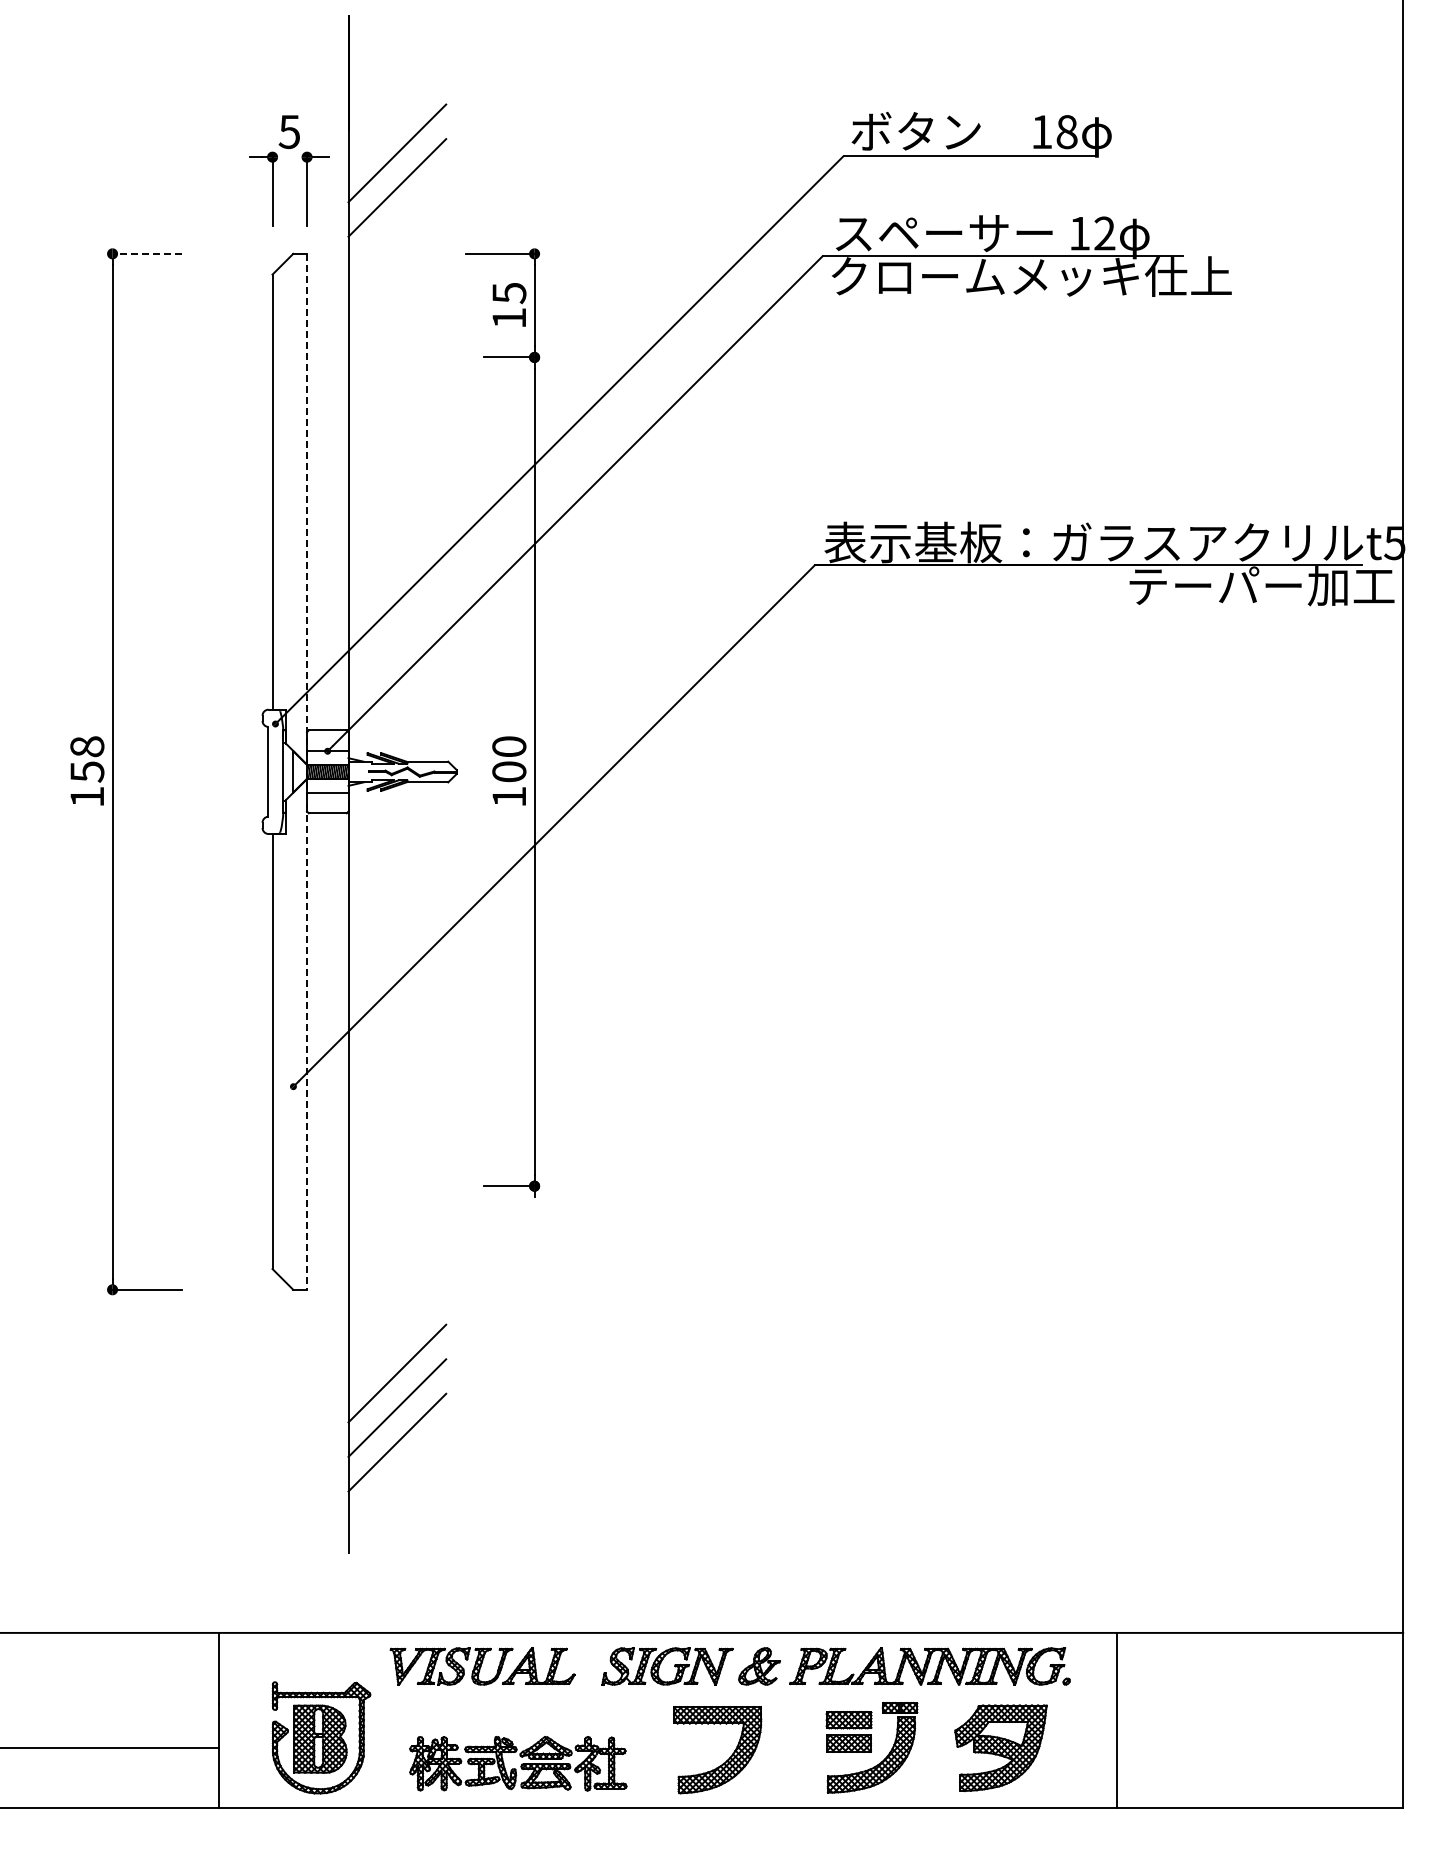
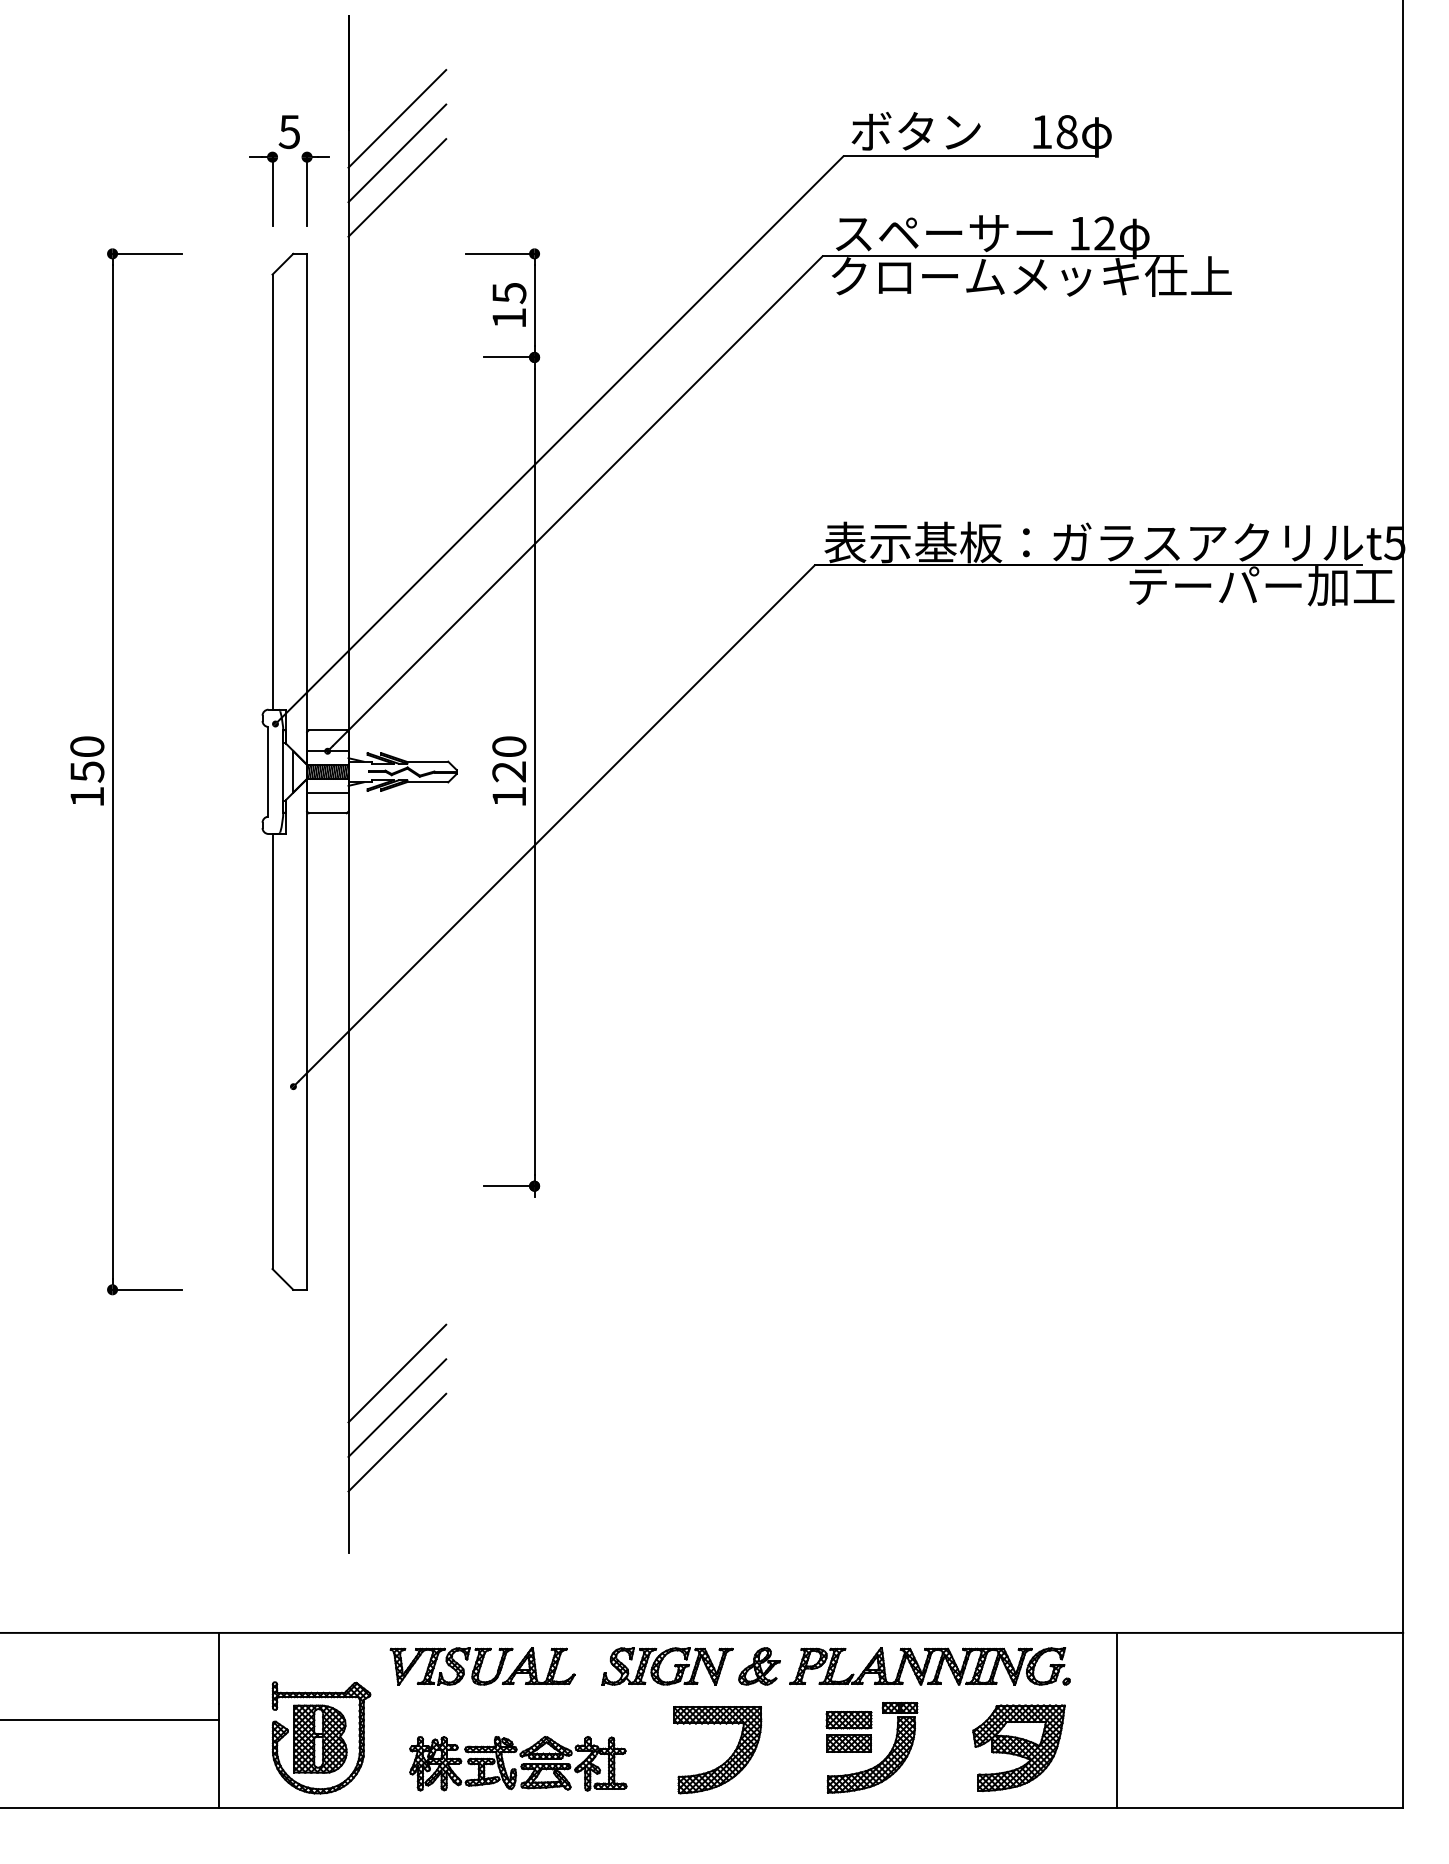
line: none -> present (397, 118)
line: dashed -> solid (147, 253)
text: 158 -> 150 (87, 746)
line: dashed -> solid (307, 771)
text: 100 -> 120 (509, 771)
line position: (110, 1748) -> (110, 1720) (110, 1720)
part position: (1000, 1748) -> (1018, 1748) (1018, 1748)
